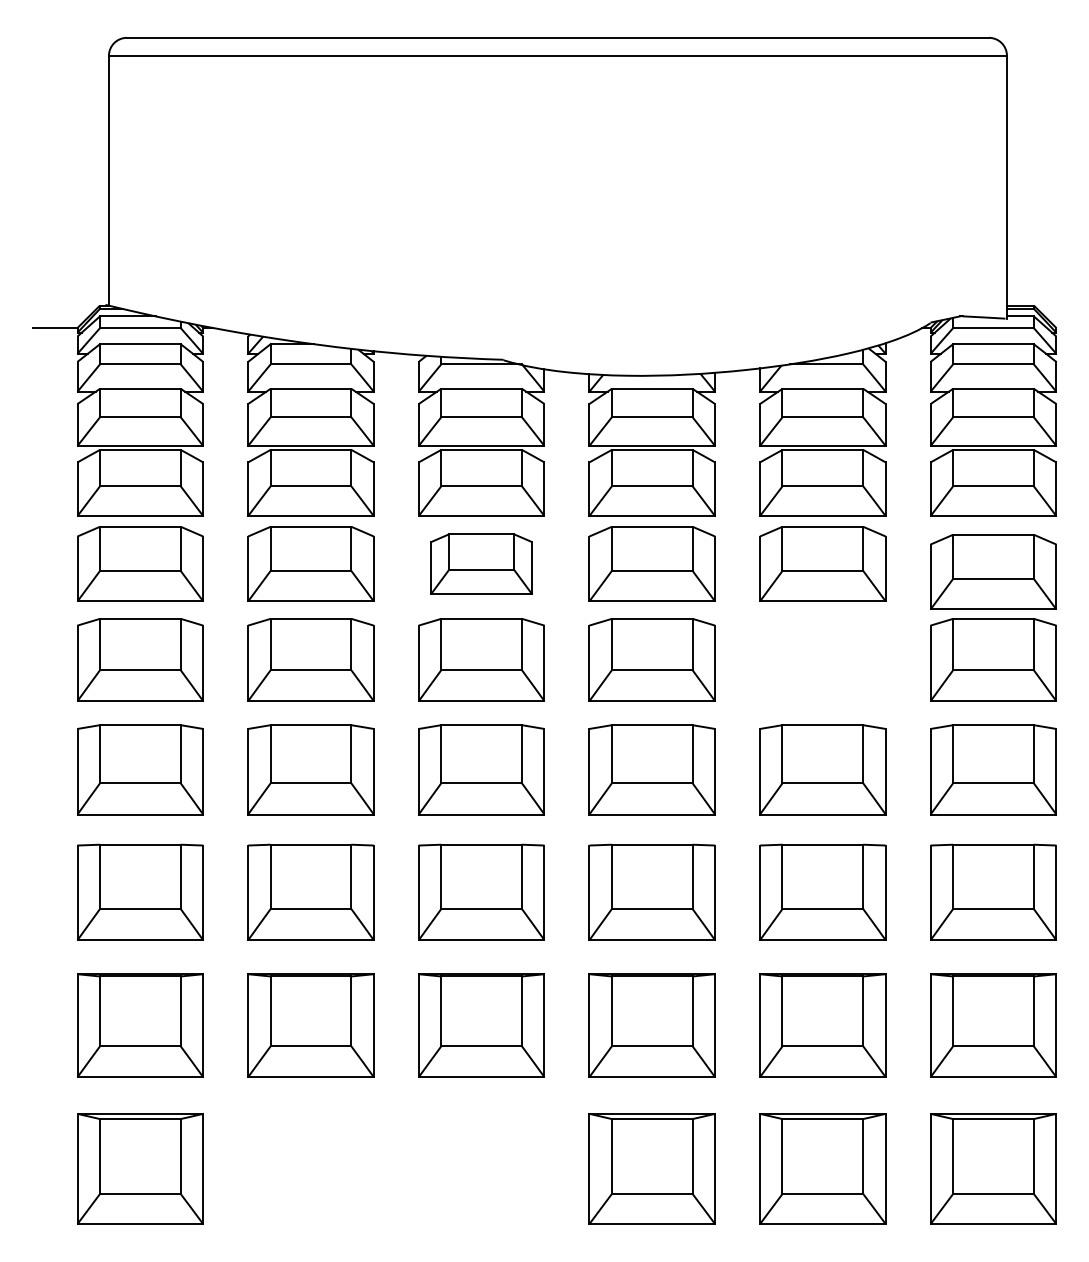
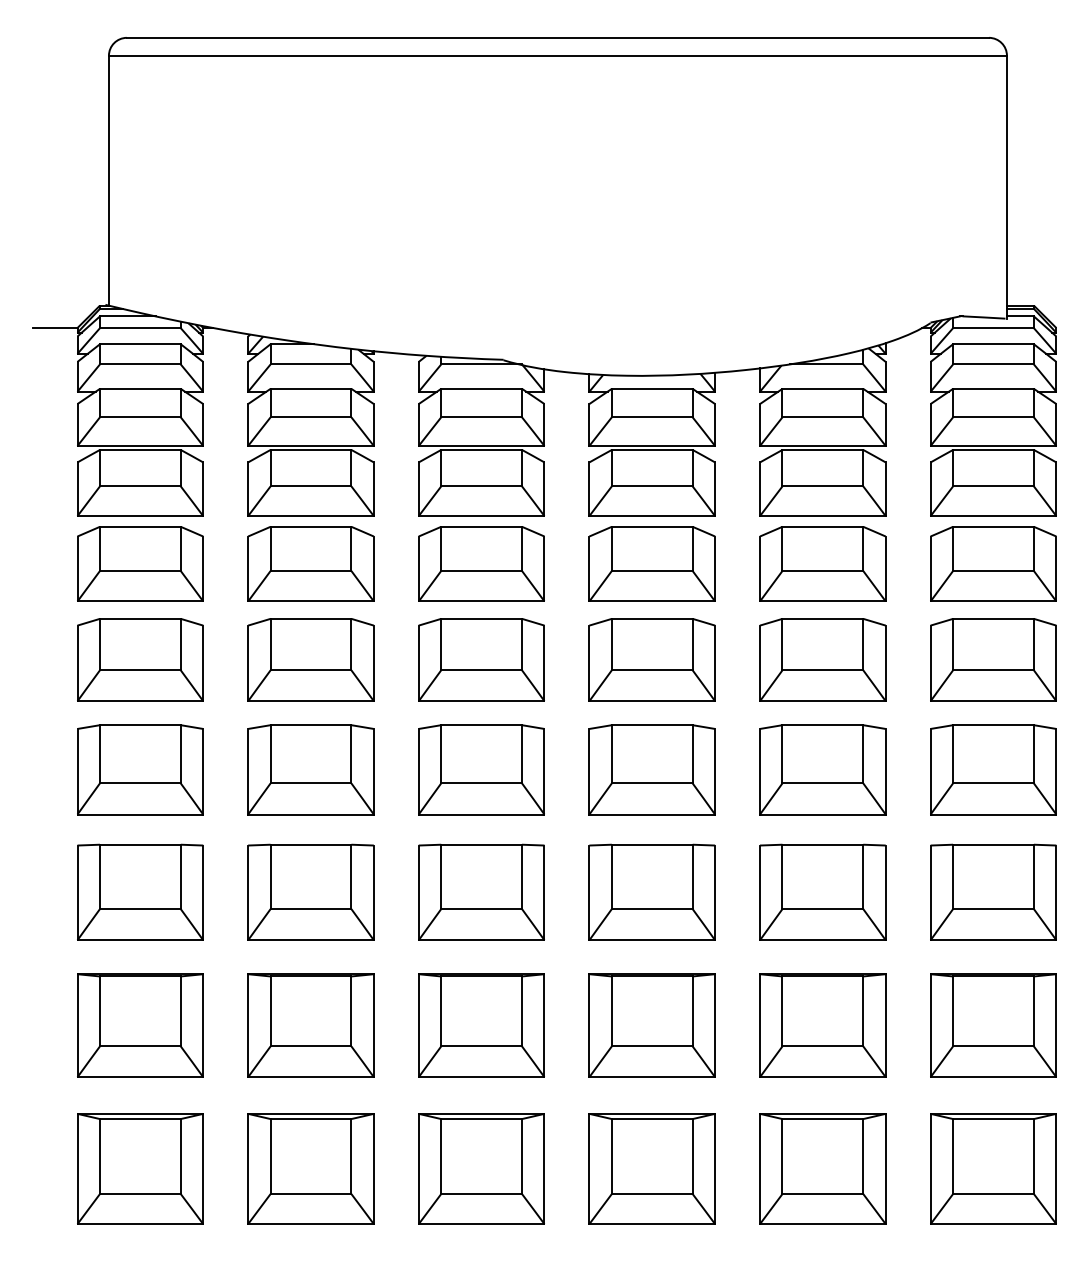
part size: 103x62 px -> 127x76 px (481, 563)
part position: (993, 571) -> (993, 563) (993, 563)
part: none -> present (822, 659)
part: none -> present (310, 1168)
part: none -> present (481, 1168)
